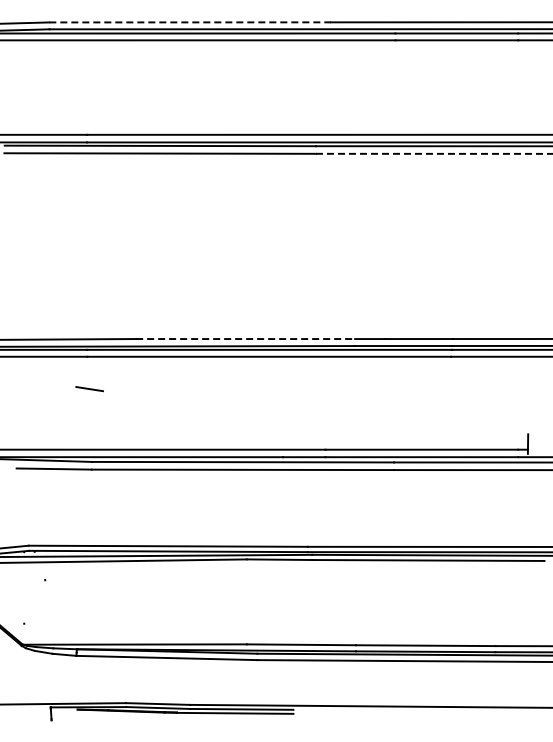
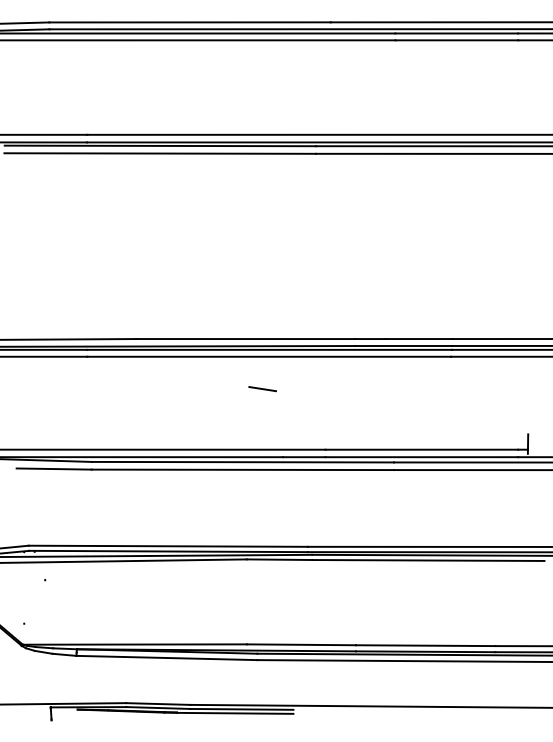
line: dashed -> solid (190, 22)
line: dashed -> solid (434, 153)
line: dashed -> solid (246, 339)
line position: (89, 389) -> (262, 389) (262, 389)
